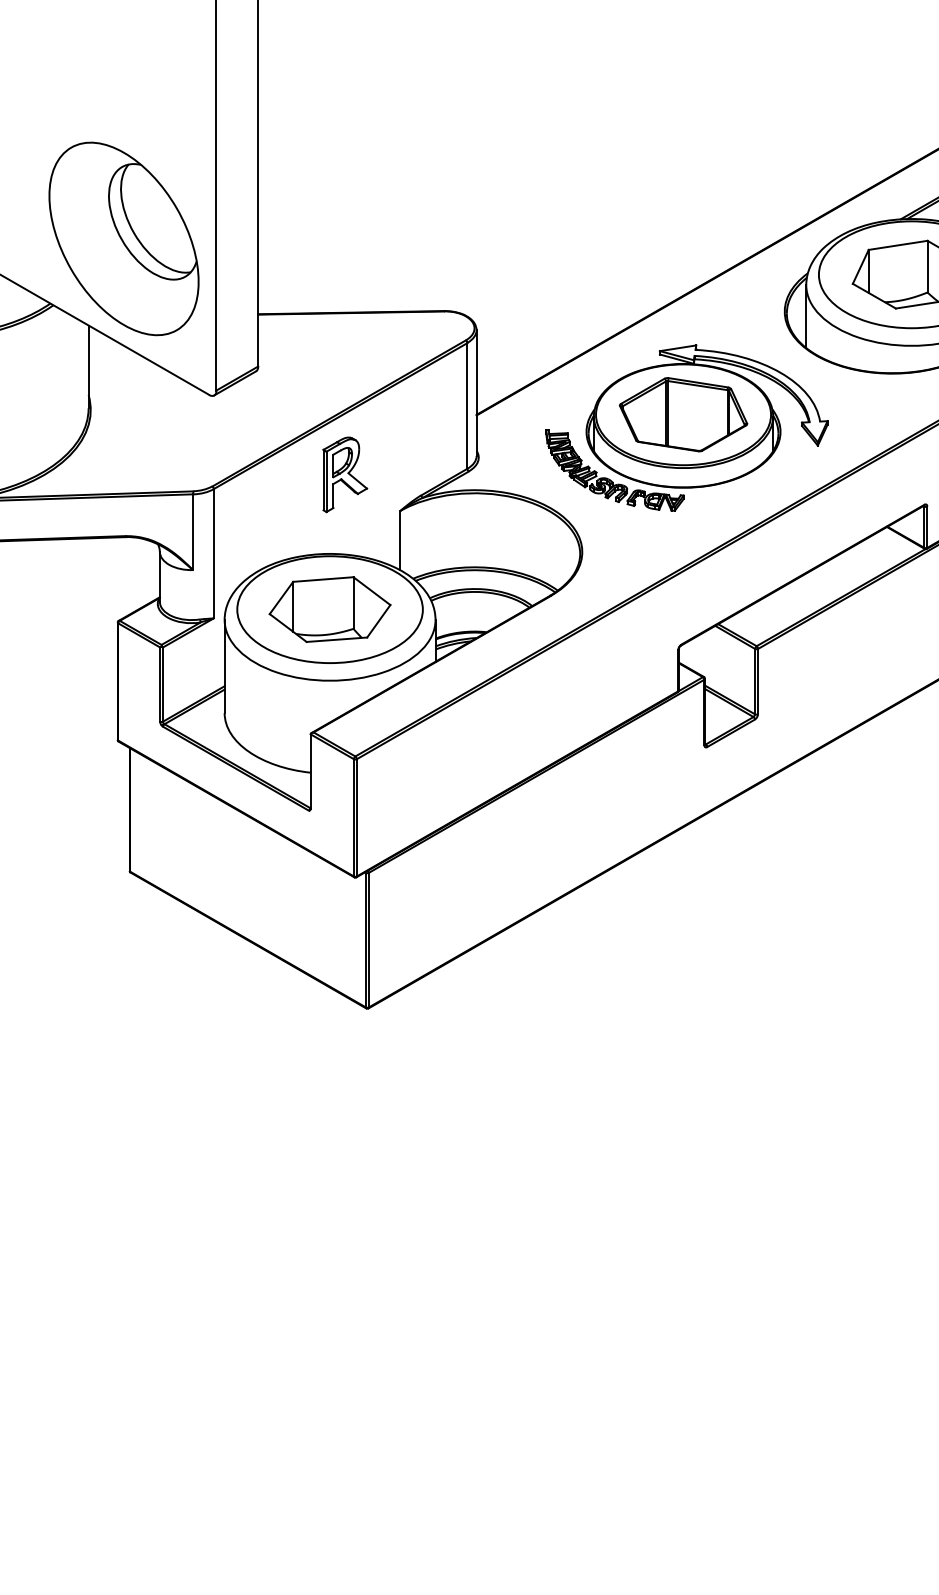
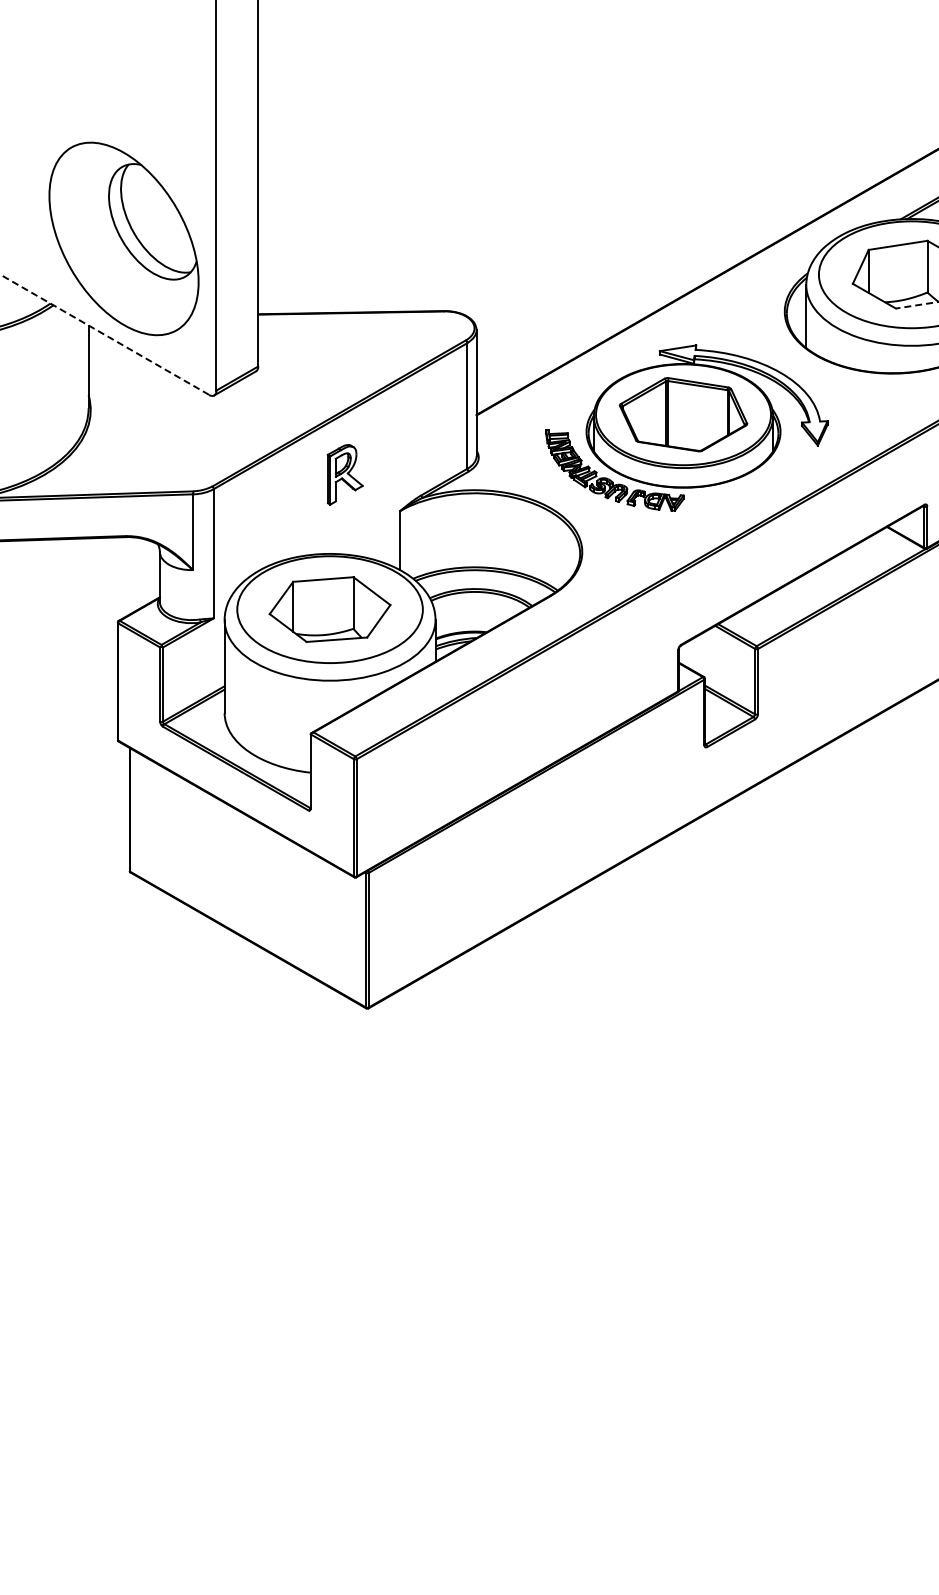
line: solid -> dashed (916, 305)
line: solid -> dashed (104, 334)
part size: 47x78 px -> 38x62 px (344, 474)
